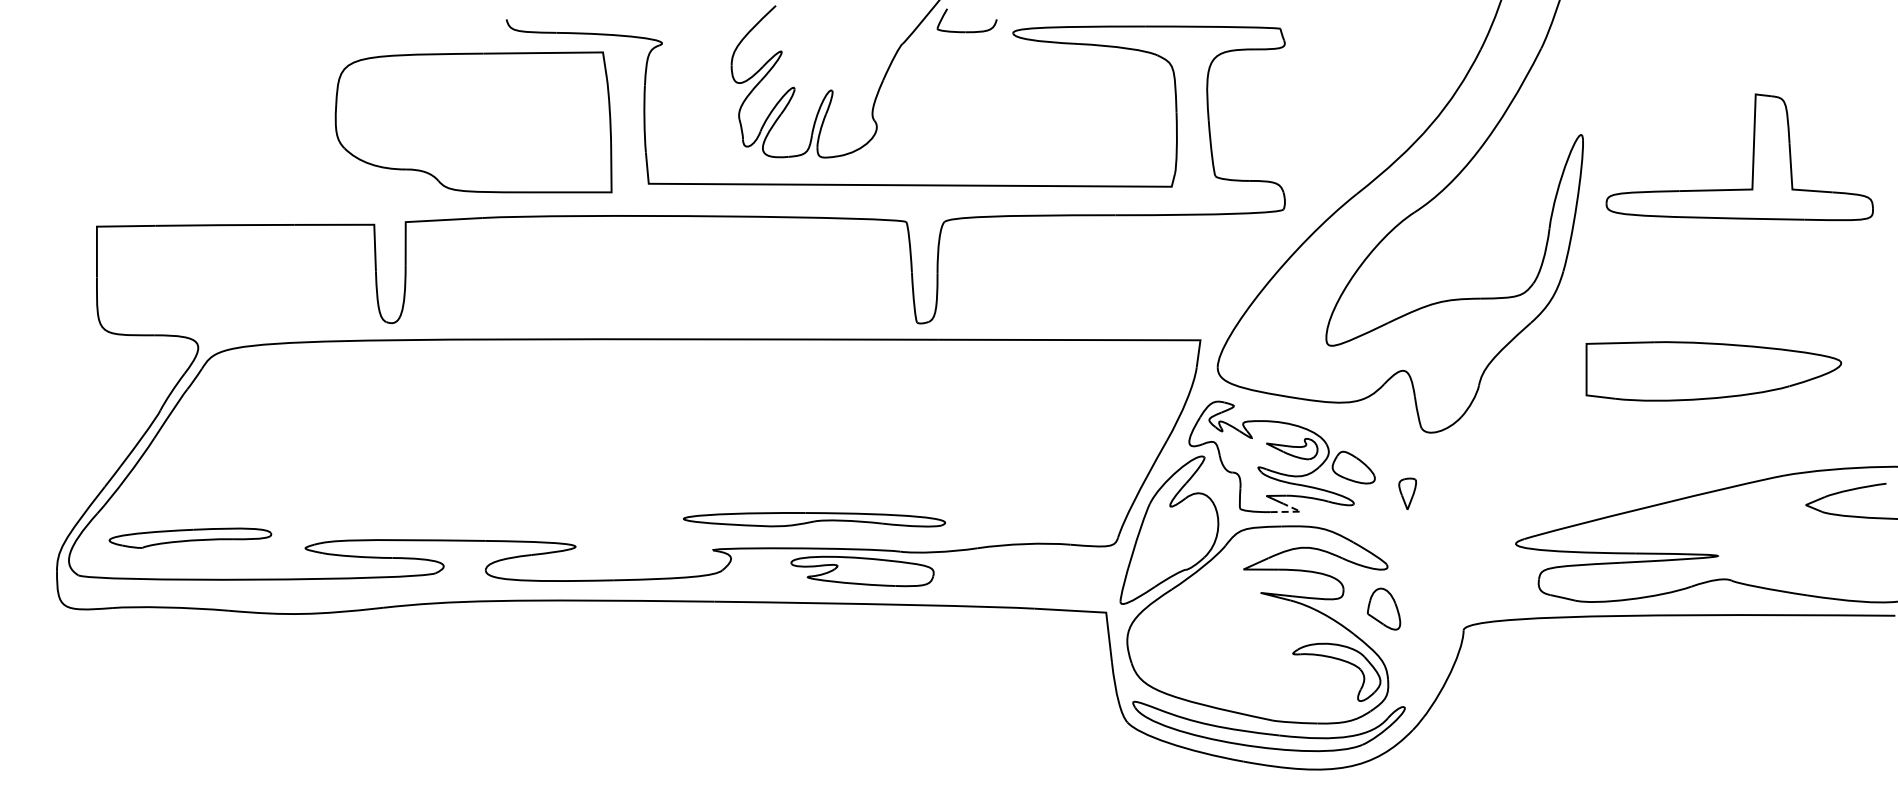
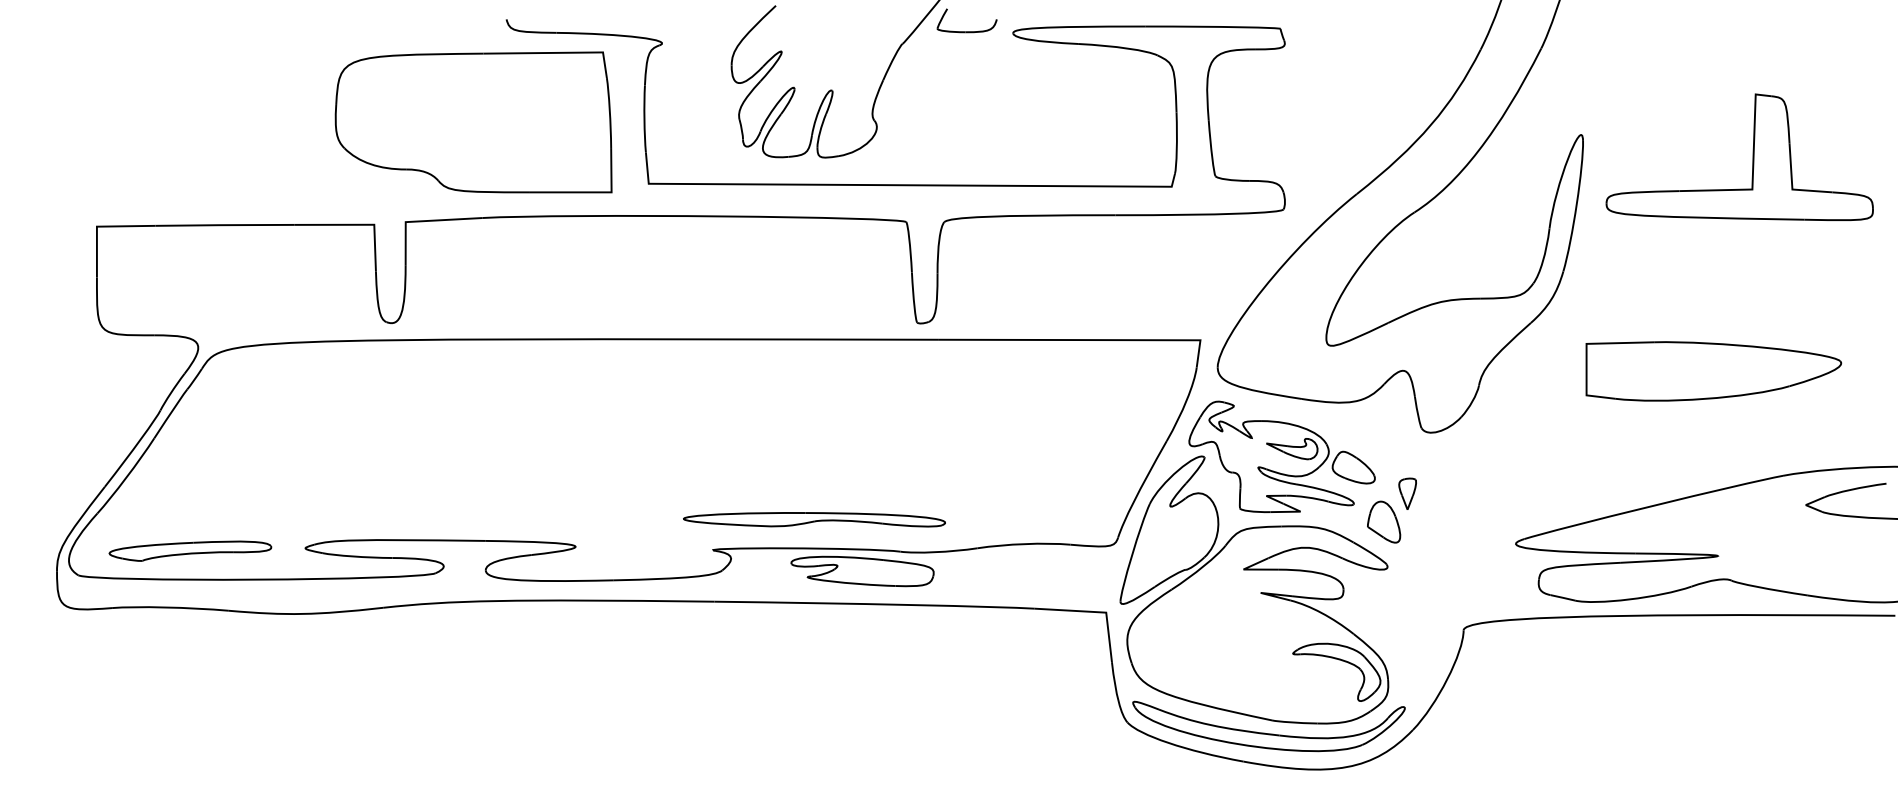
line: dashed -> solid (1296, 511)
part position: (190, 537) -> (190, 550) (190, 550)
part position: (1384, 608) -> (1384, 521) (1384, 521)
